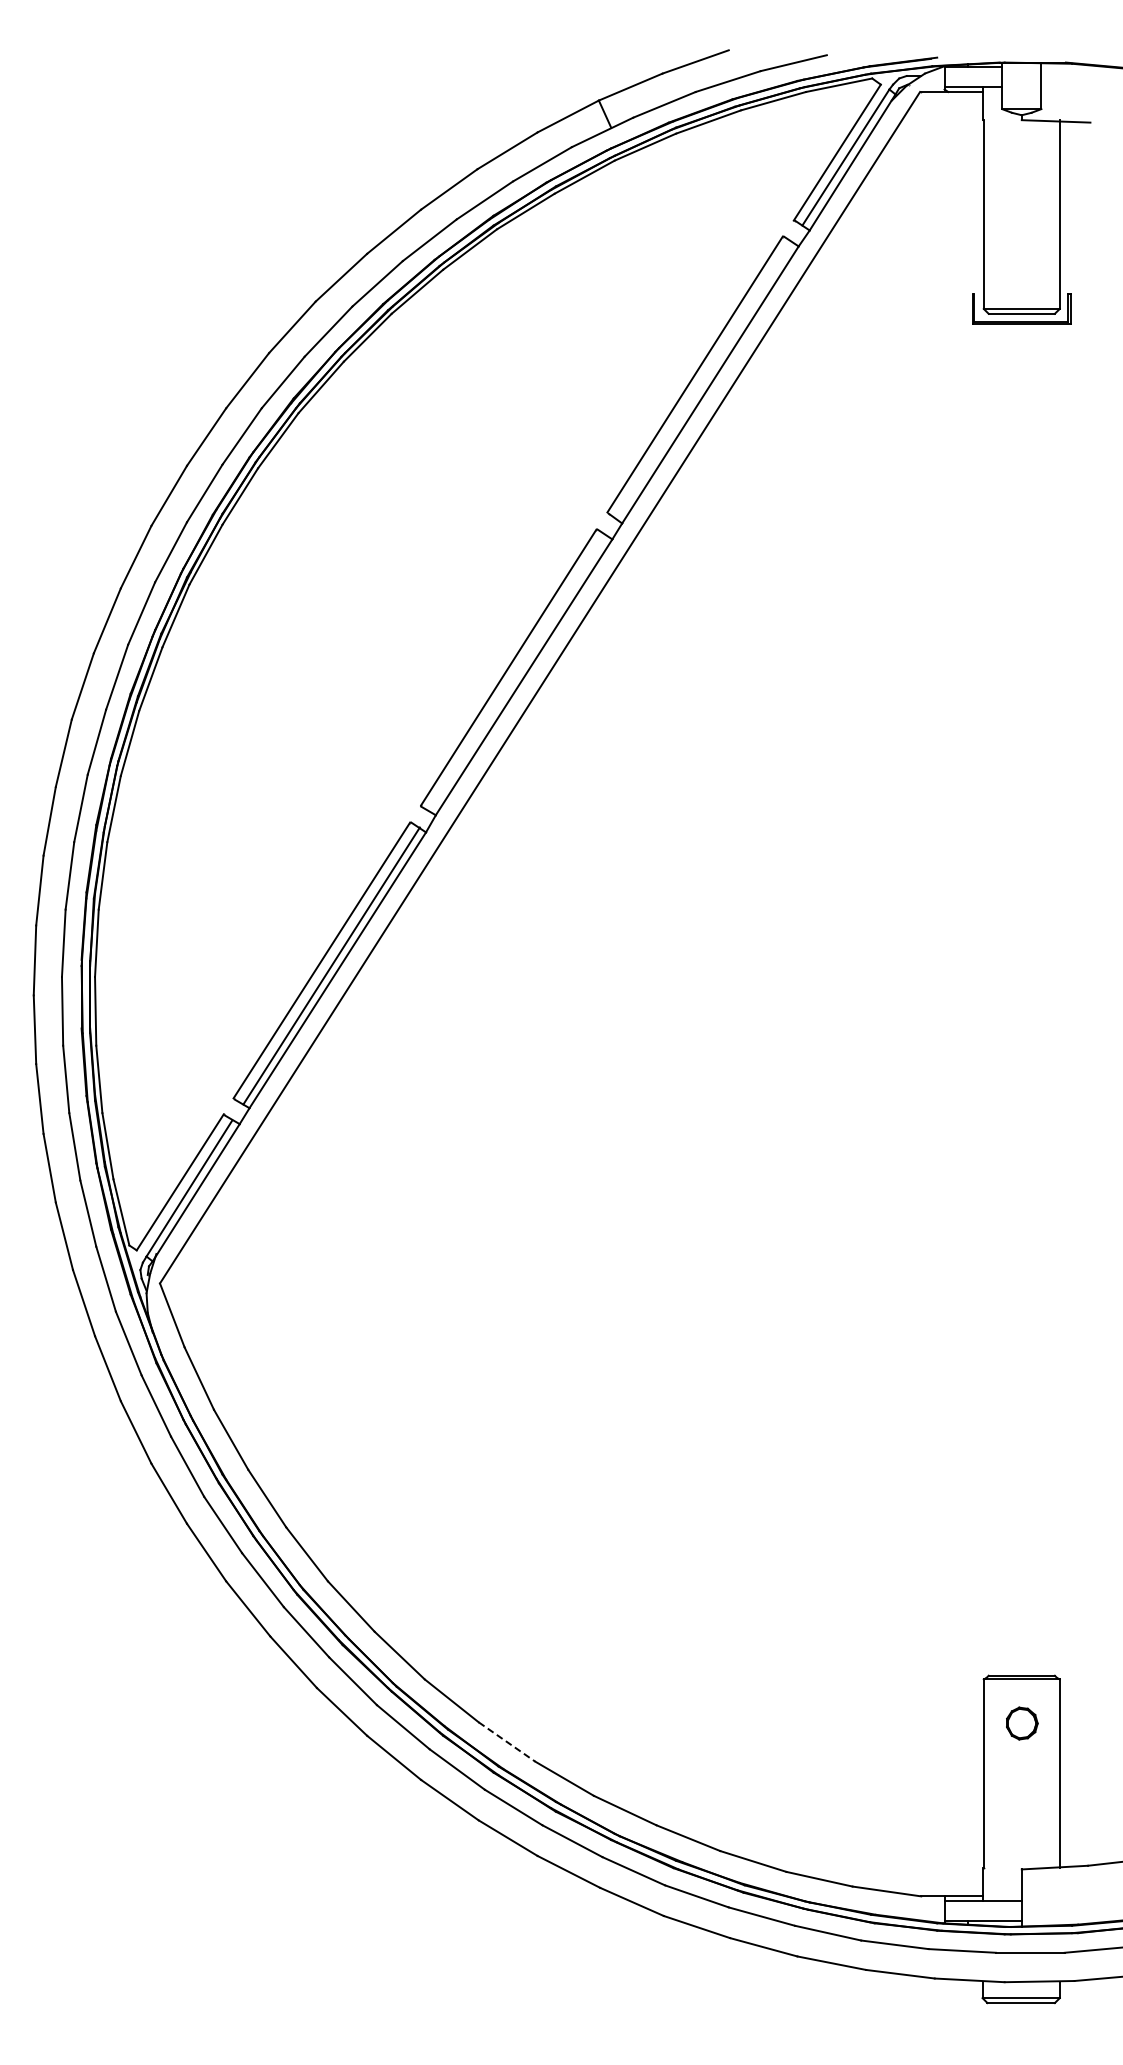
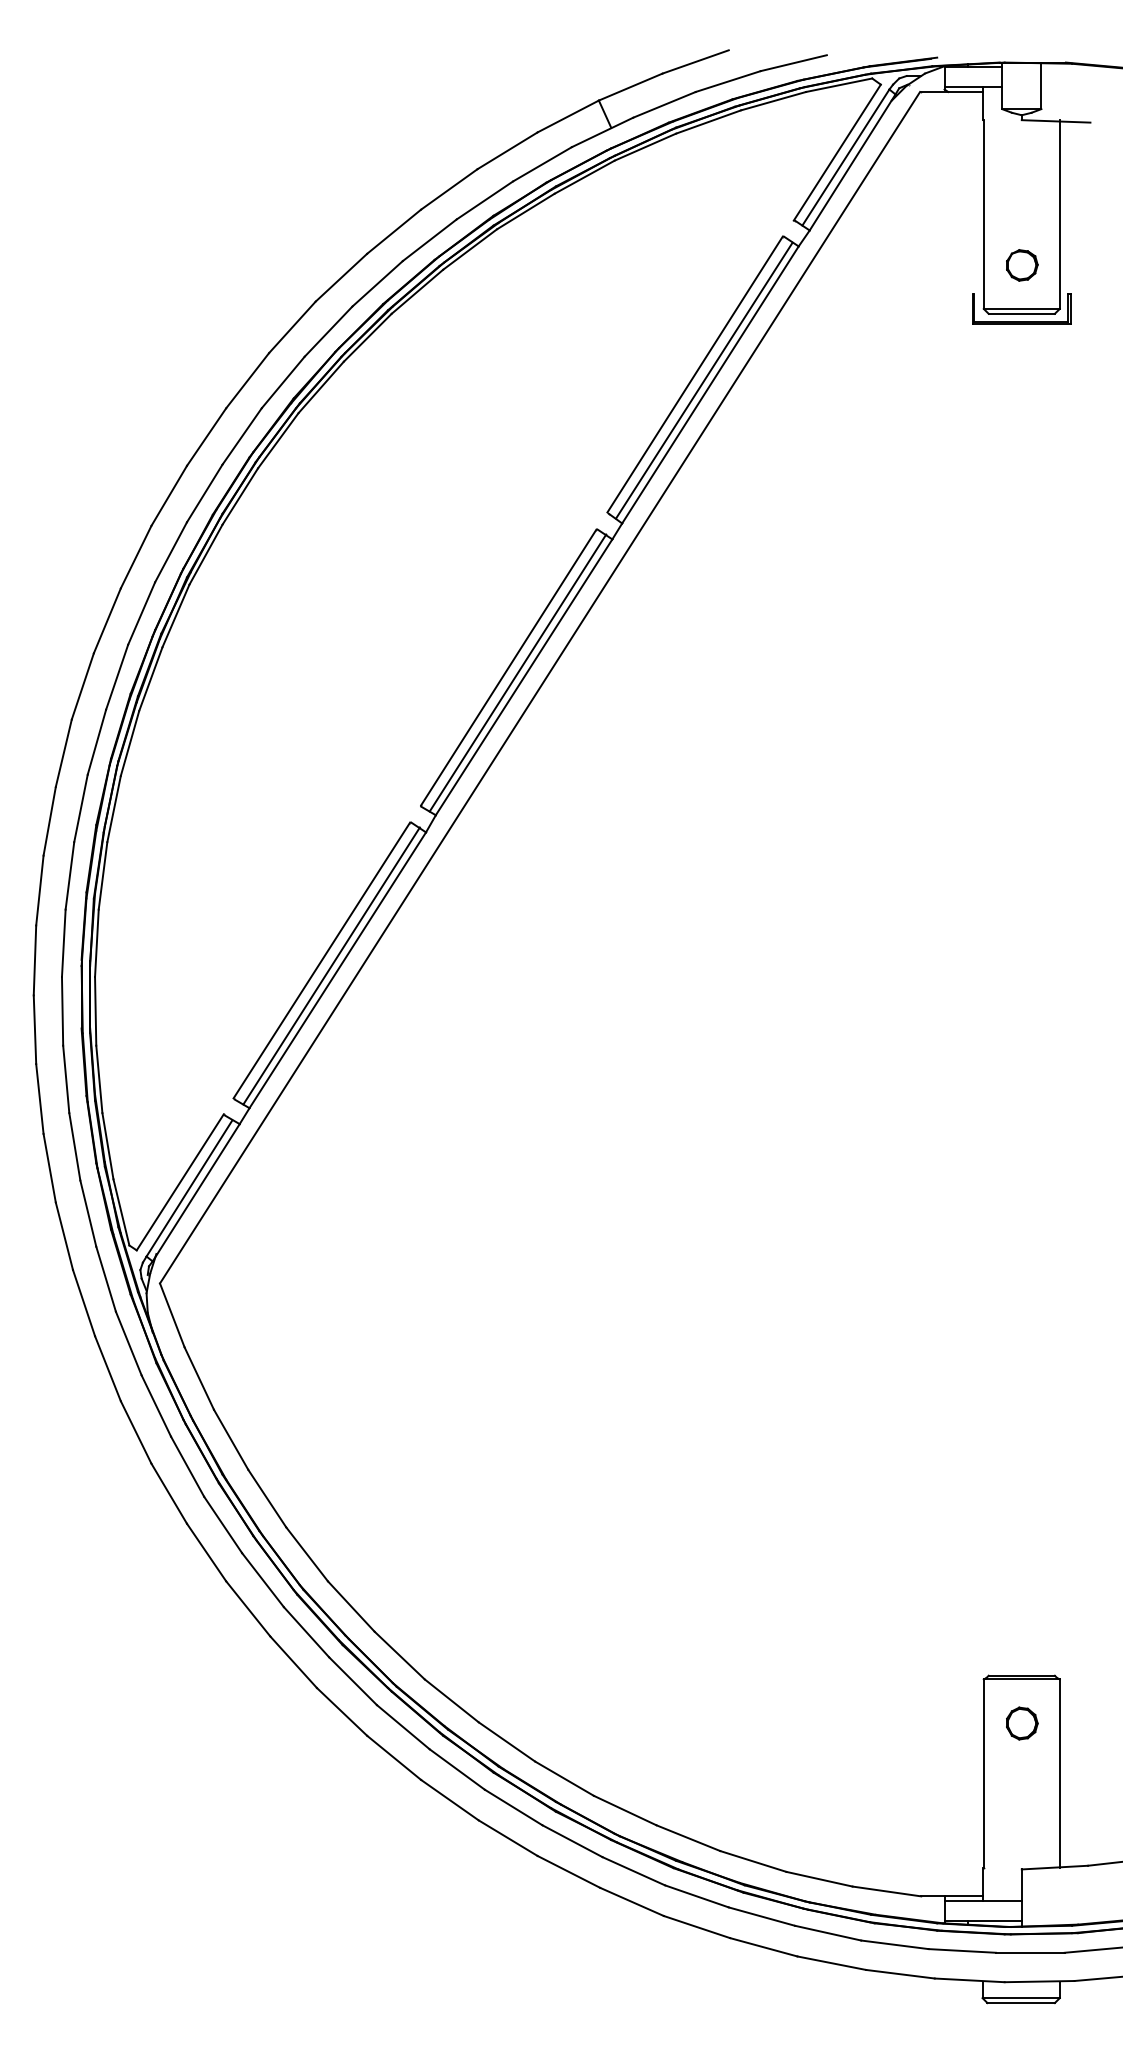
part: none -> present (1022, 265)
line: none -> present (704, 380)
line: none -> present (517, 672)
line: dashed -> solid (507, 1742)
